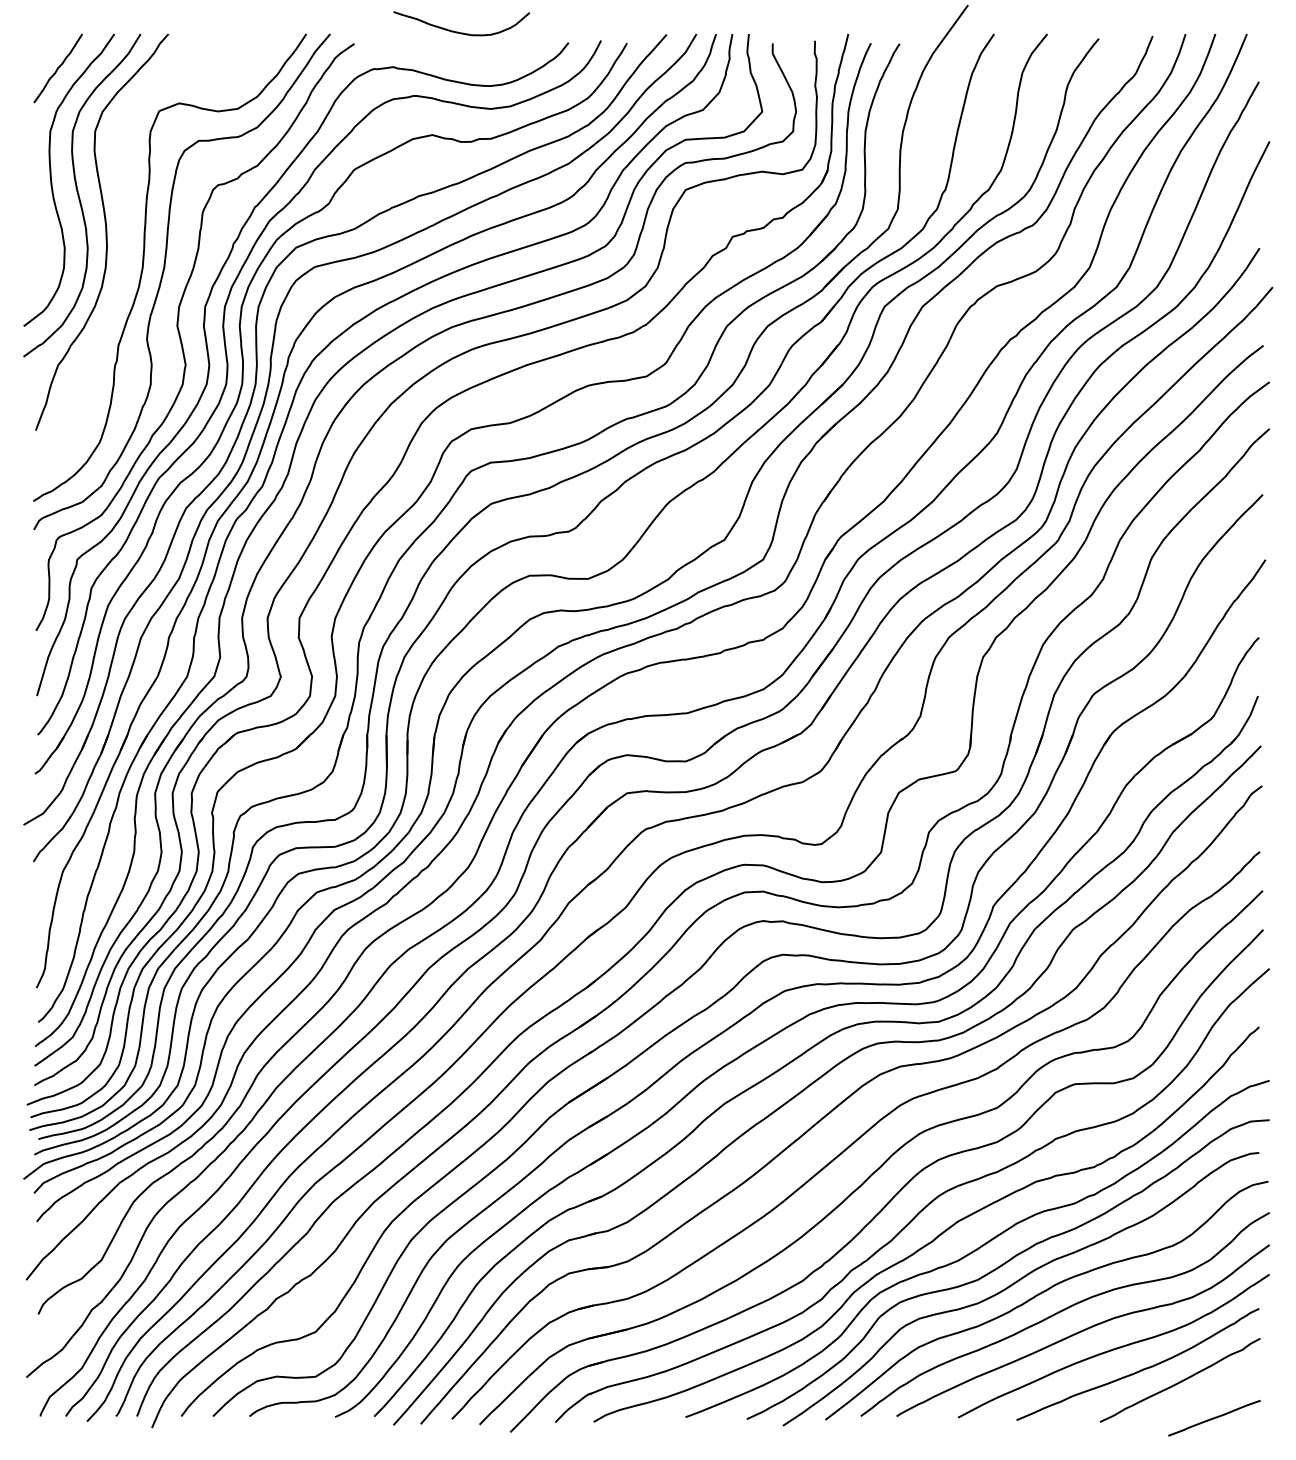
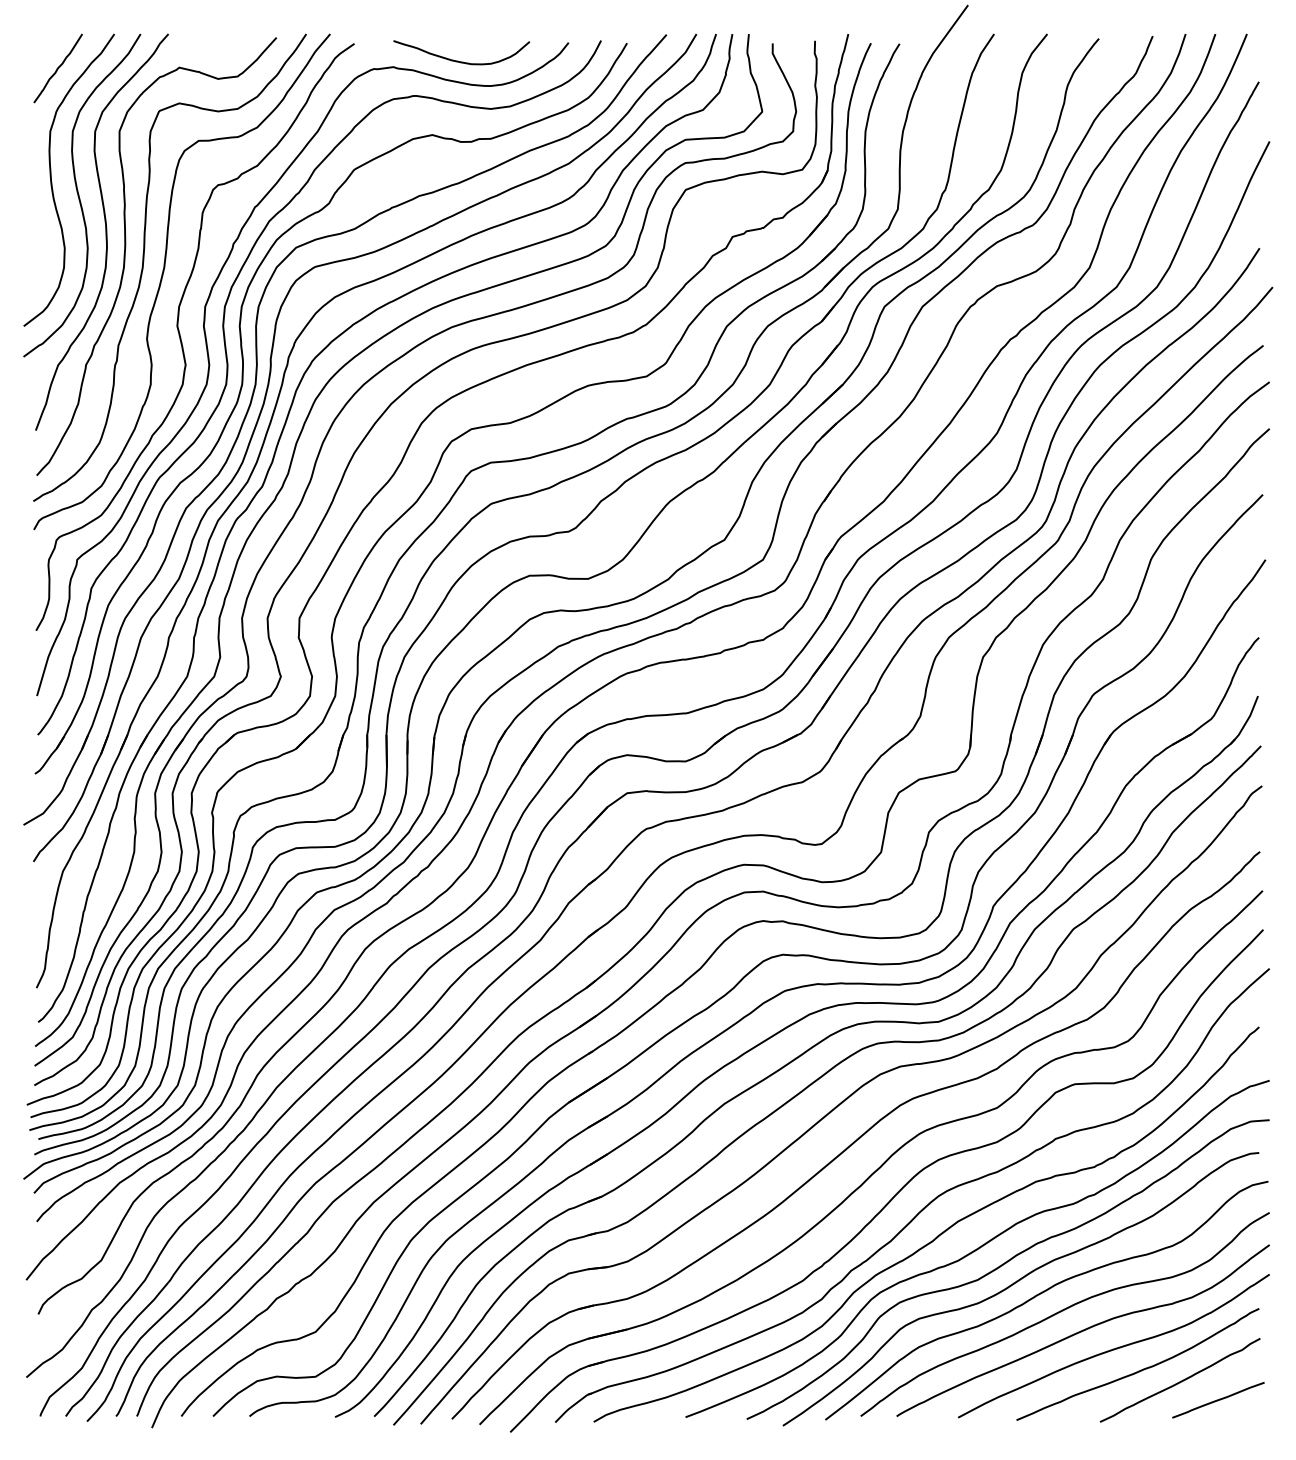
curve position: (458, 31) -> (458, 60) (458, 60)
curve: none -> present (125, 256)
line position: (1214, 1418) -> (1218, 1400) (1218, 1400)
